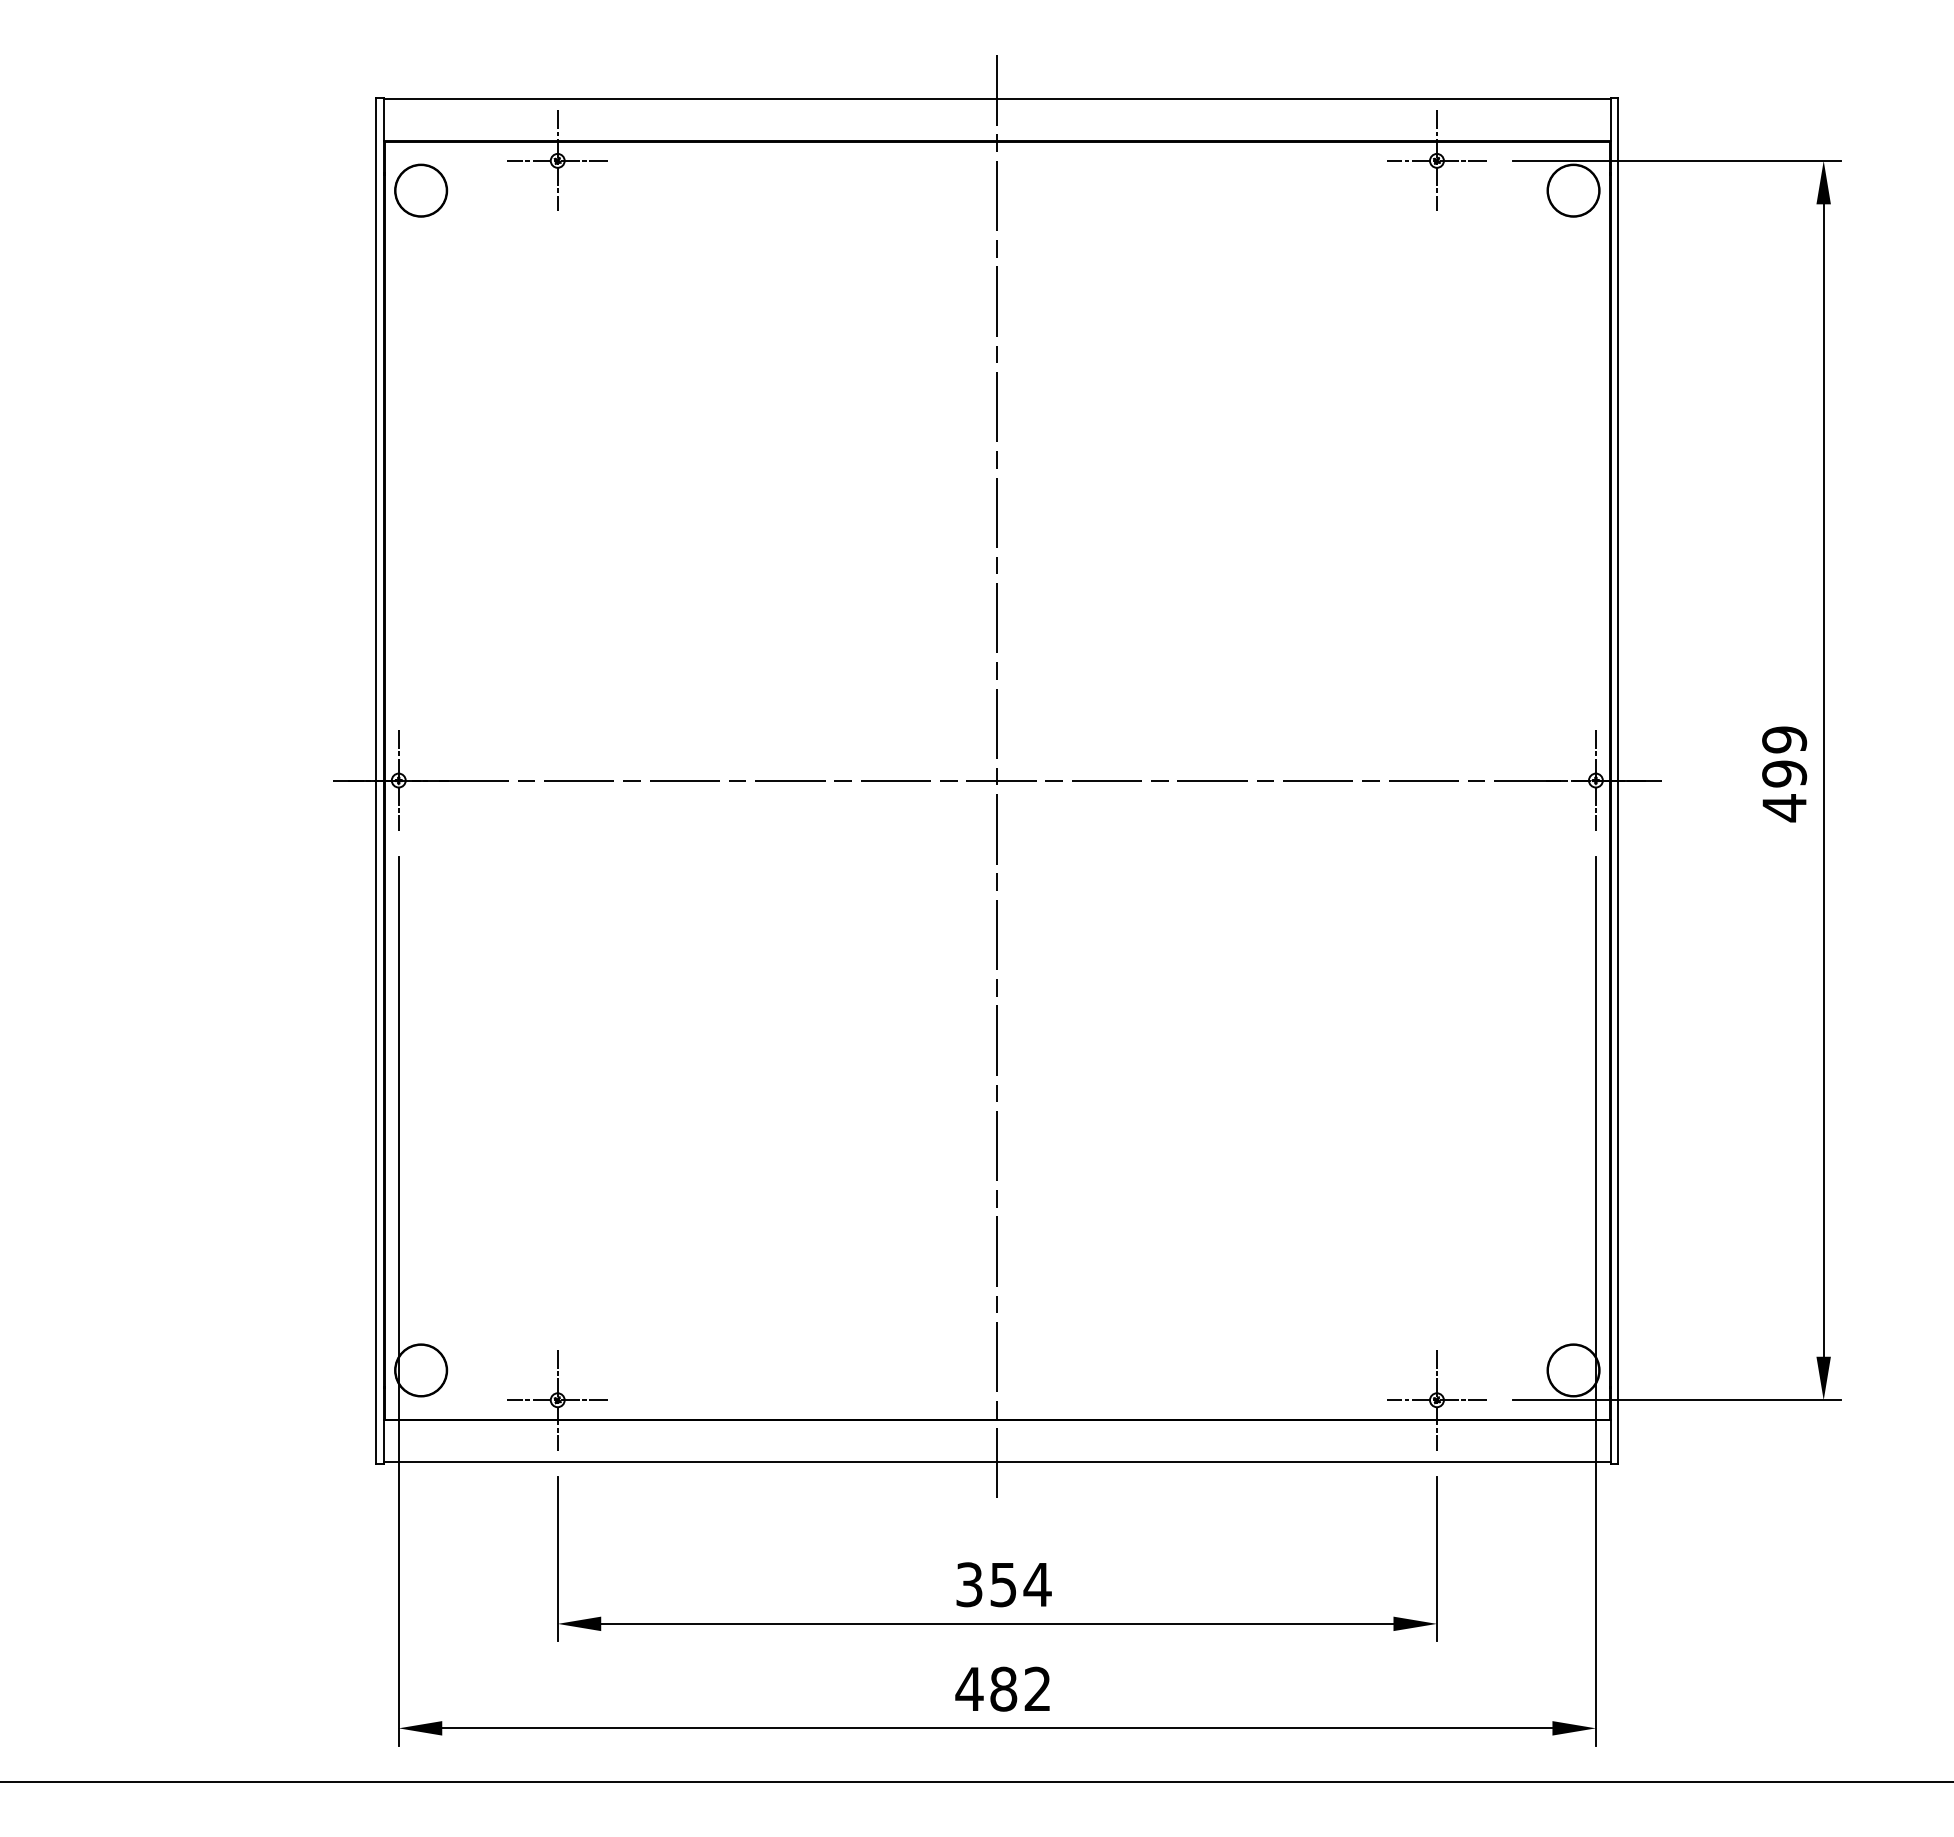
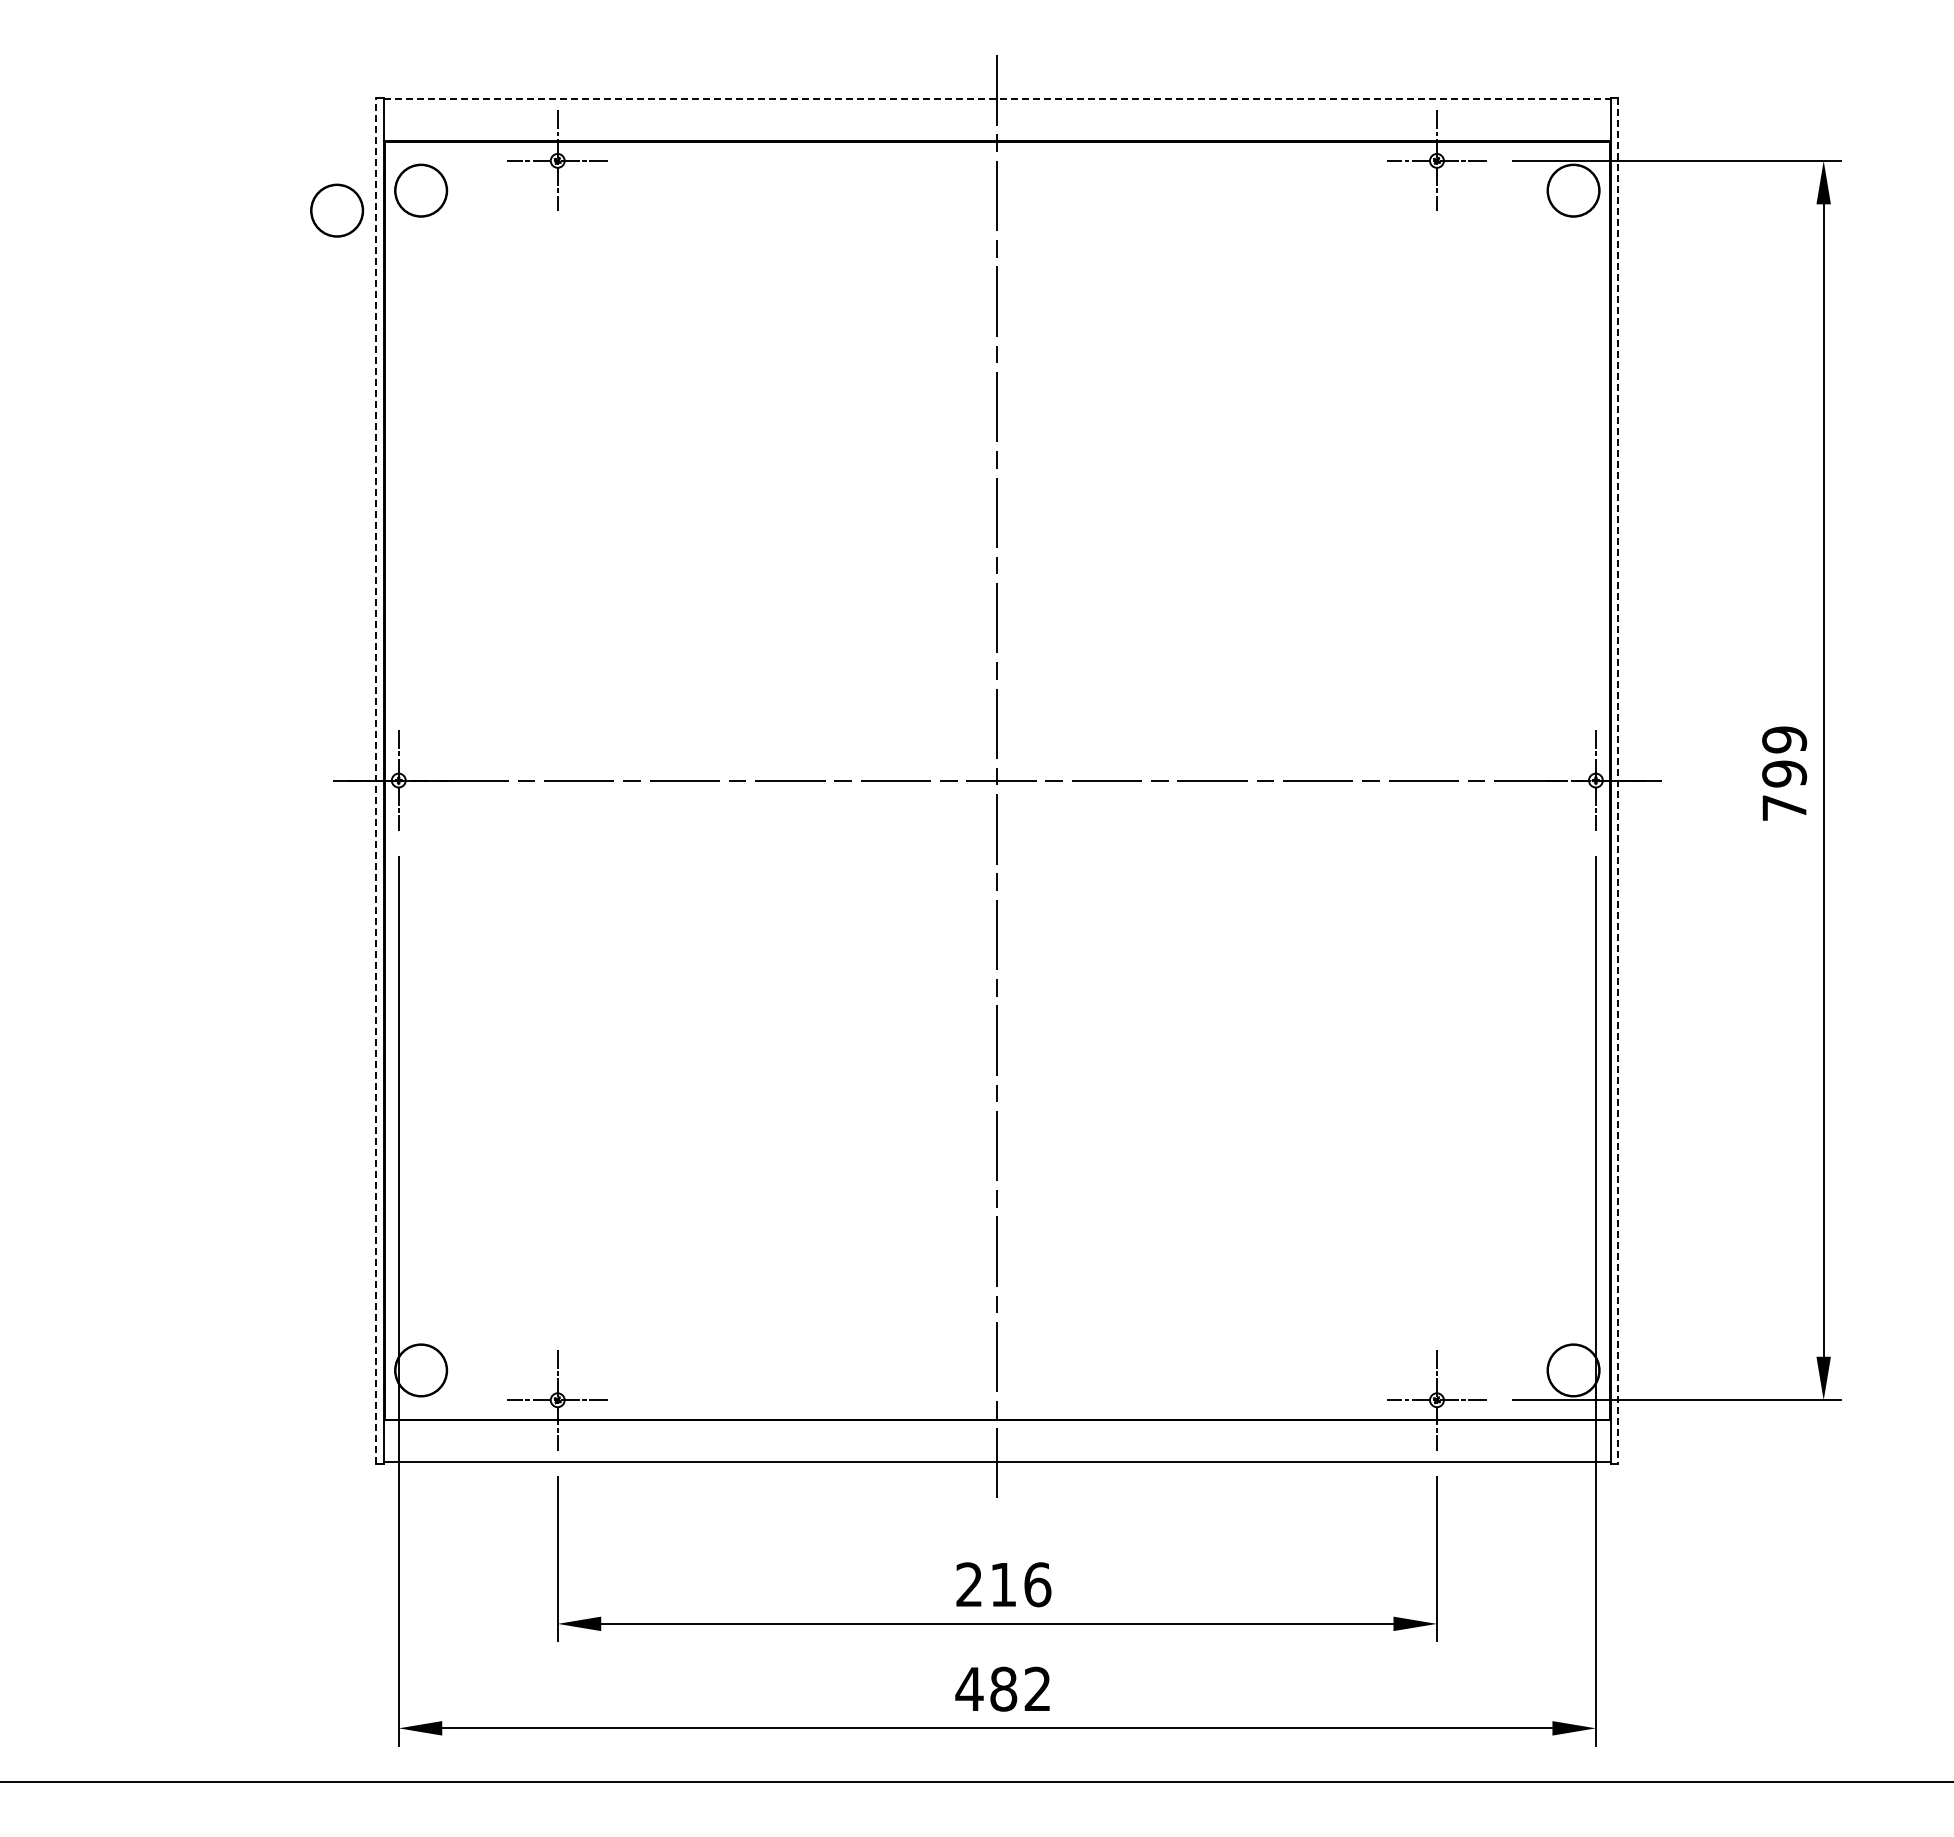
line: solid -> dashed (997, 98)
circle: none -> present (337, 210)
line: solid -> dashed (376, 780)
line: solid -> dashed (1618, 781)
text: 499 -> 799 (1784, 808)
text: 354 -> 216 (1003, 1584)
